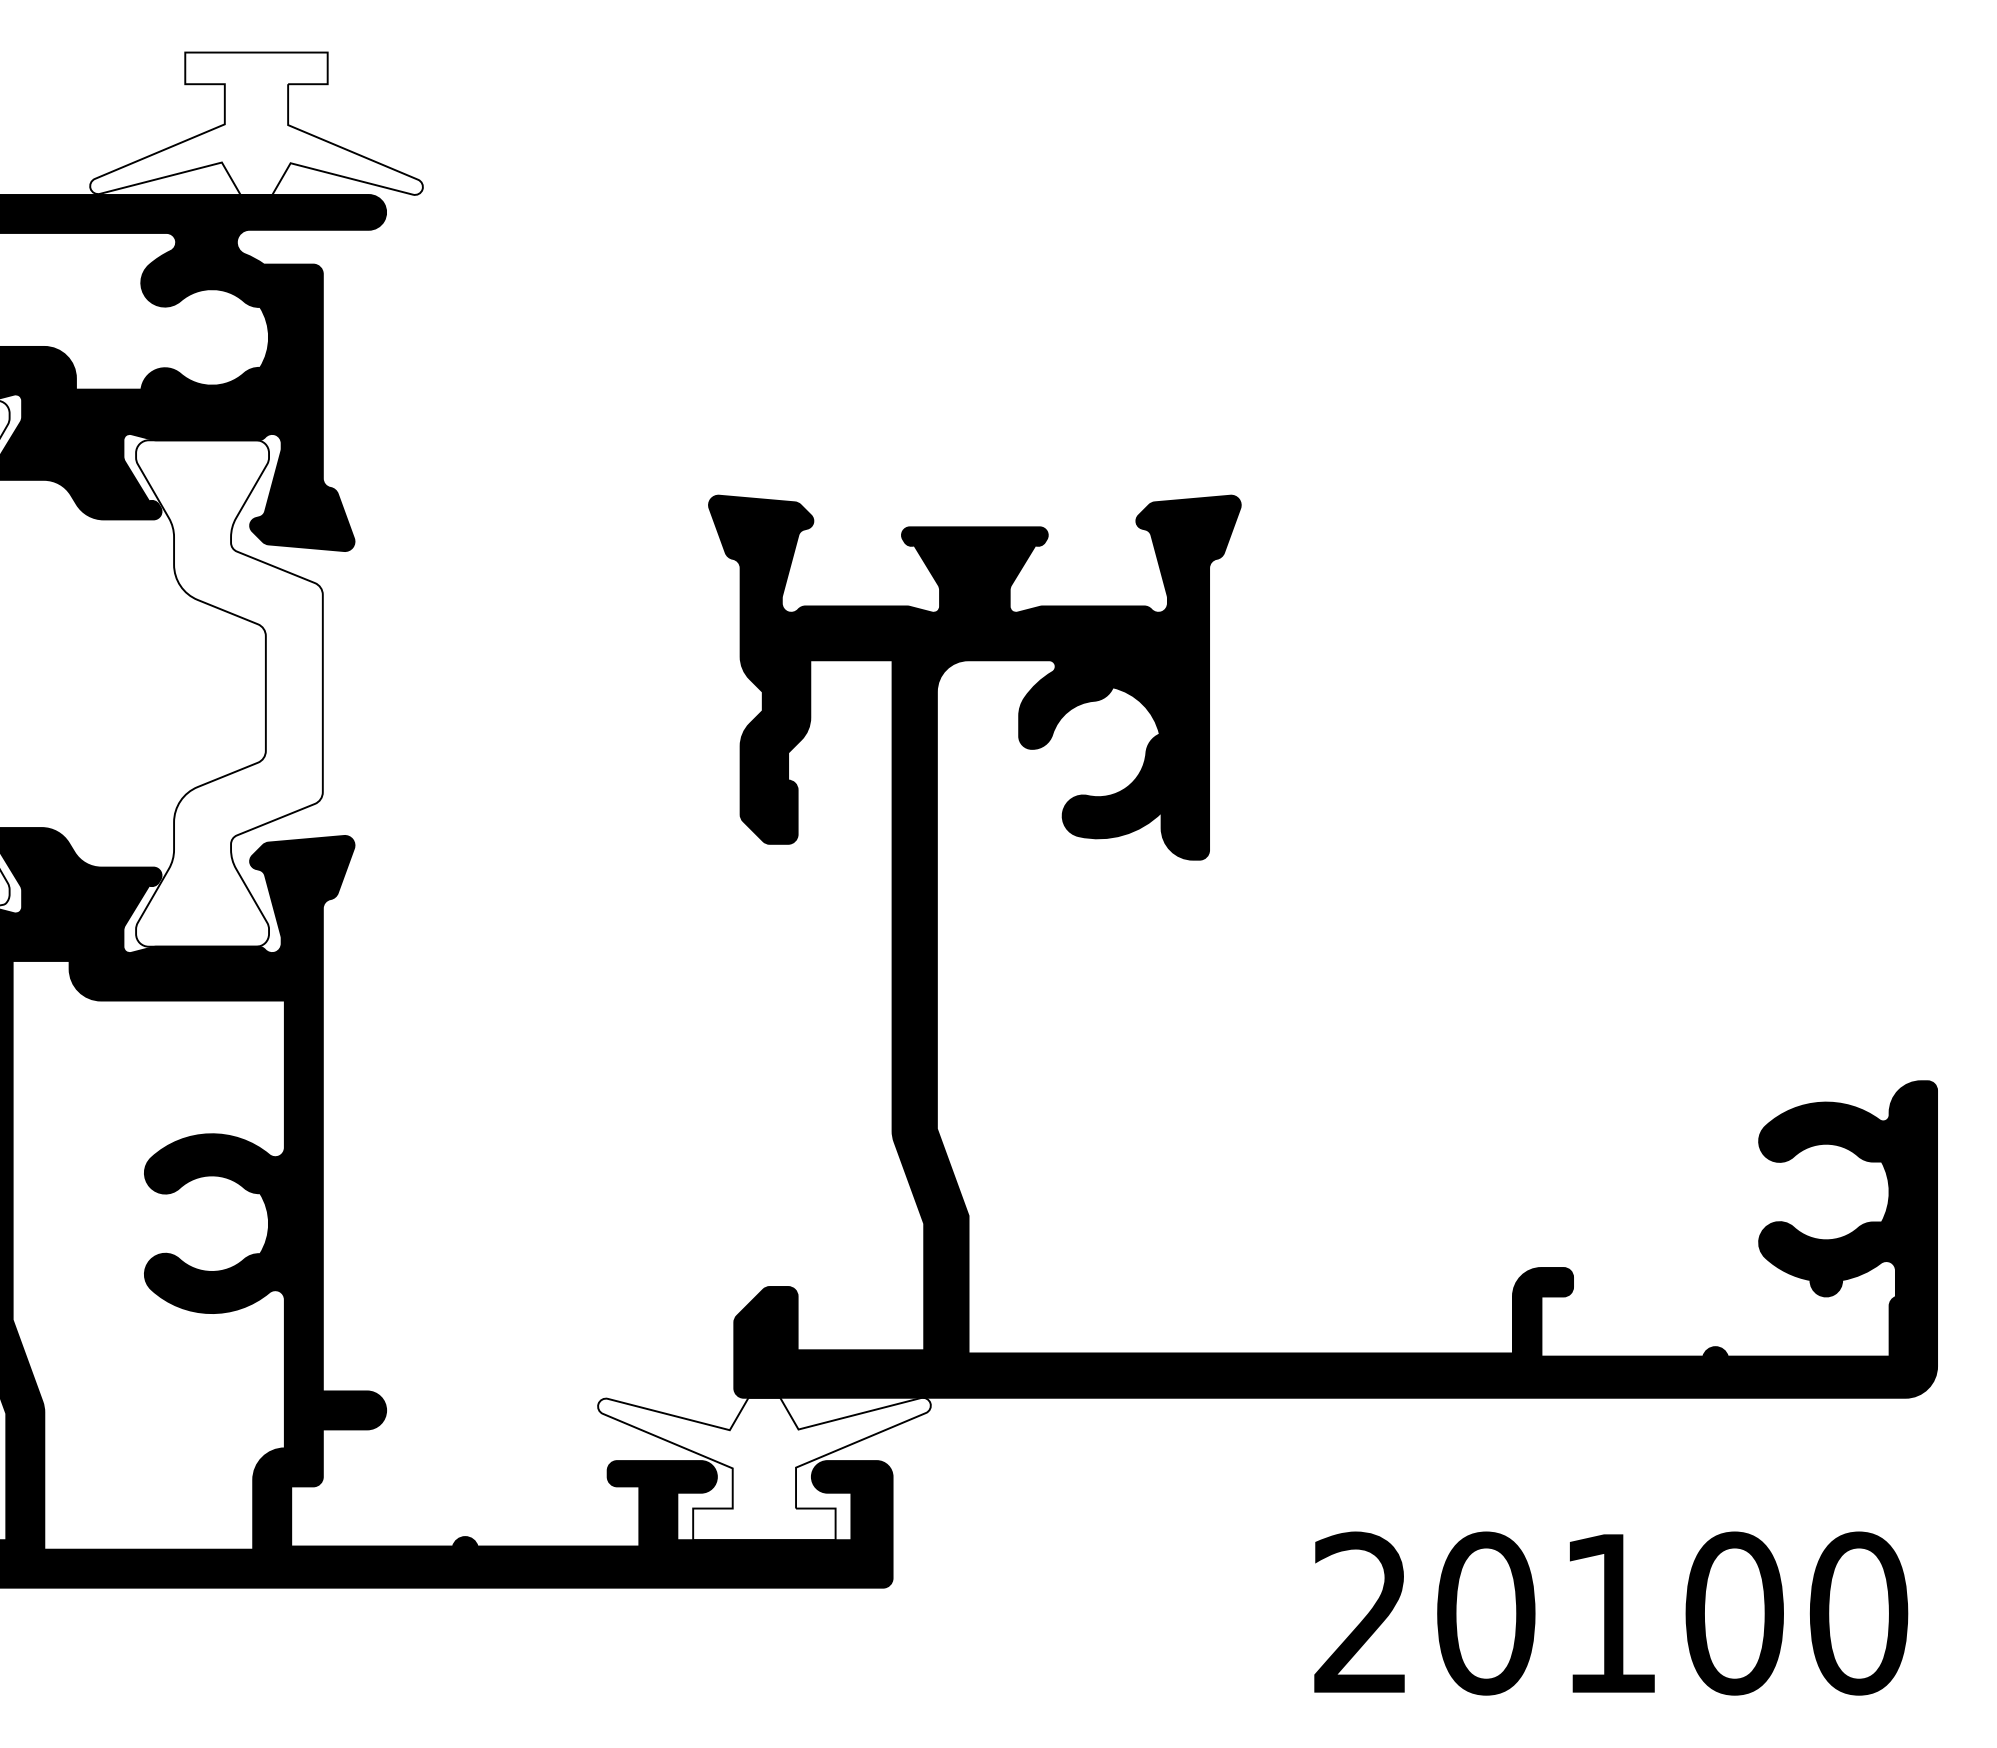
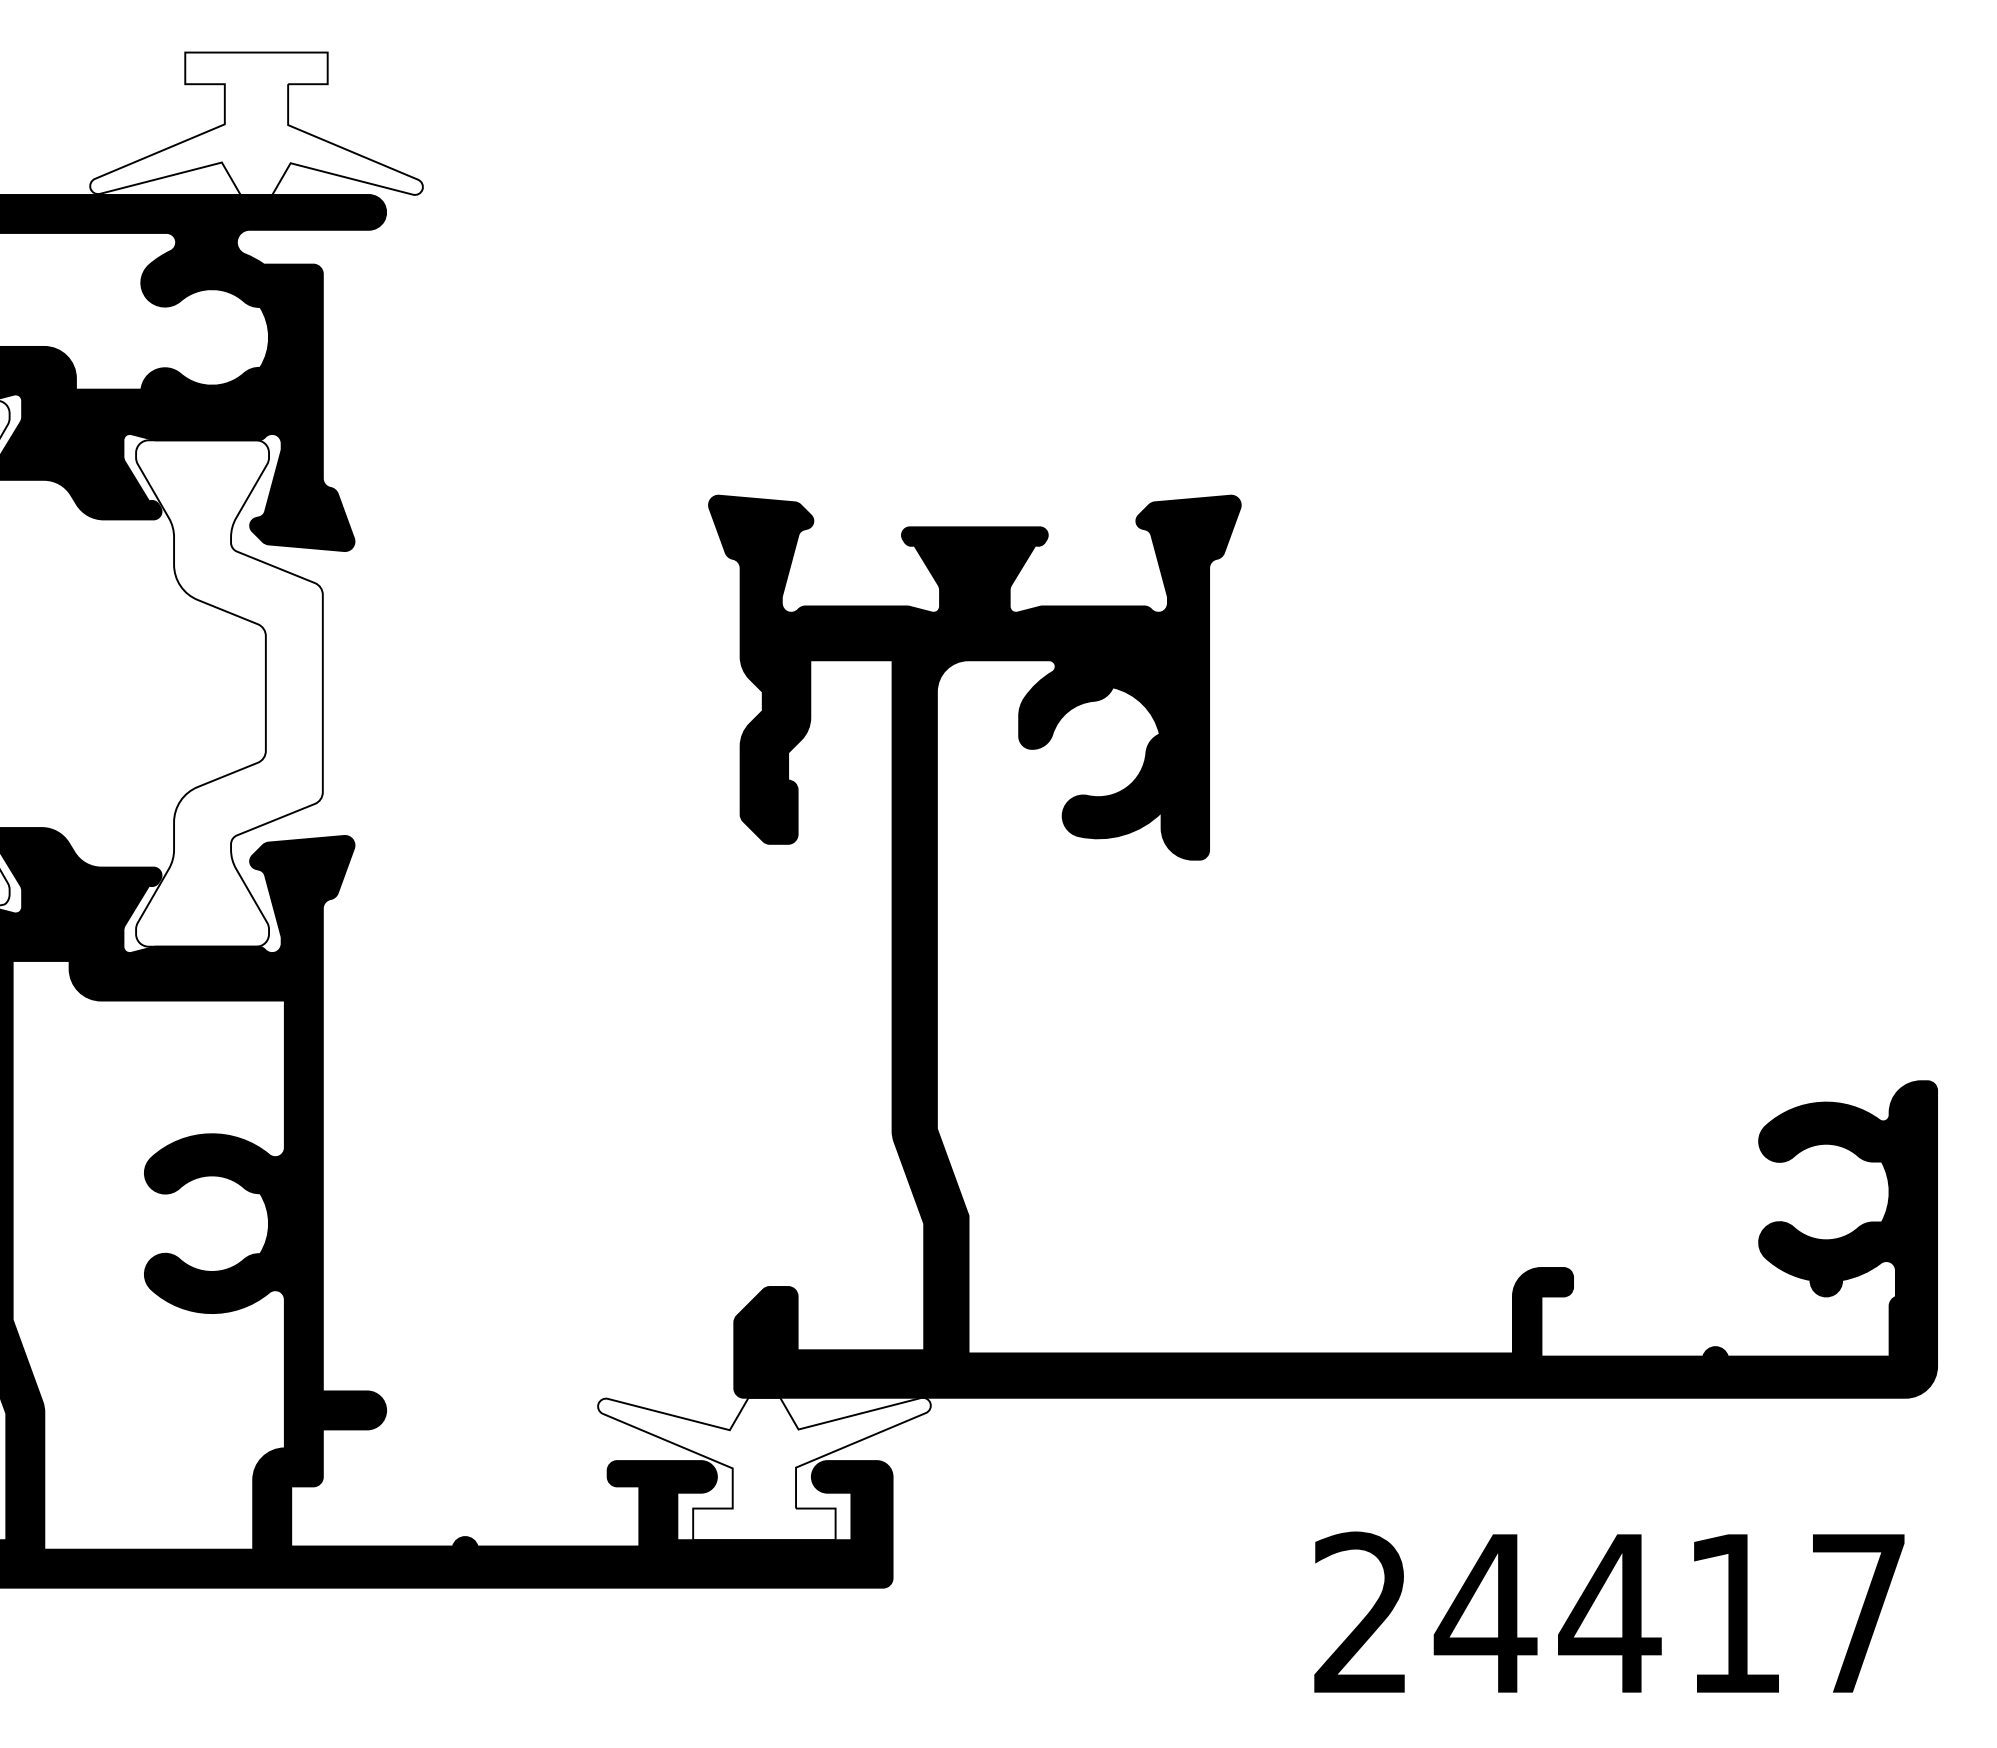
text: 20100 -> 24417 (1670, 1613)
